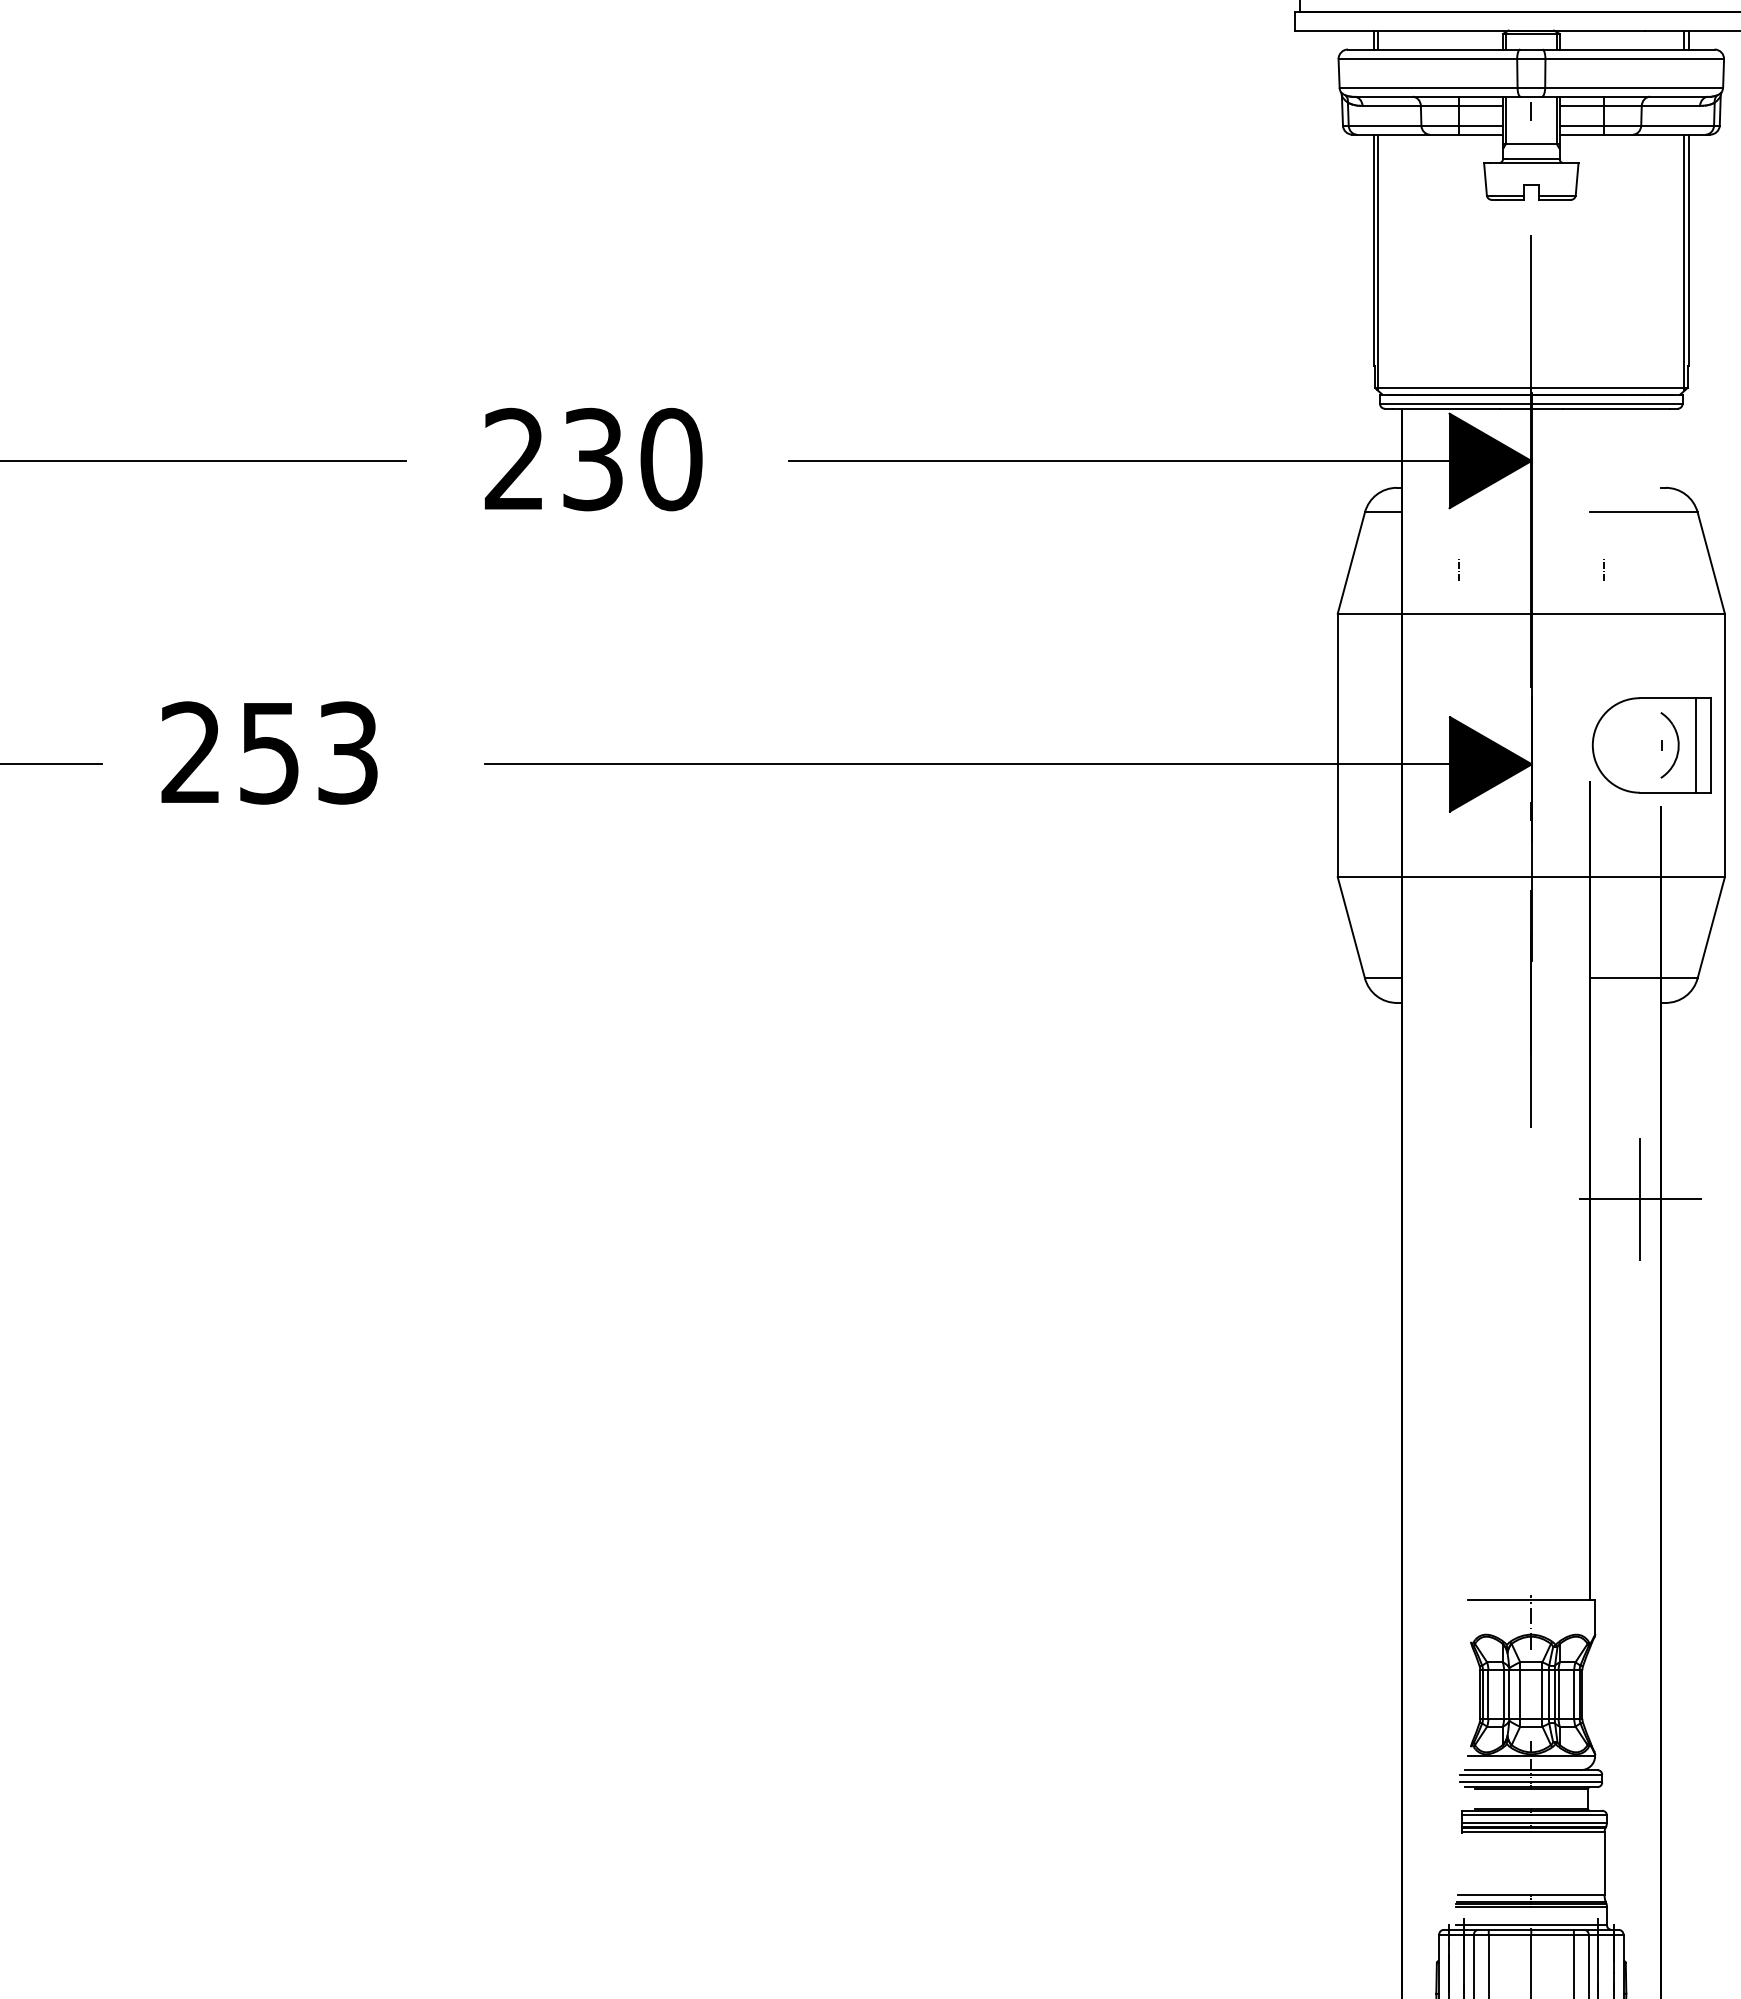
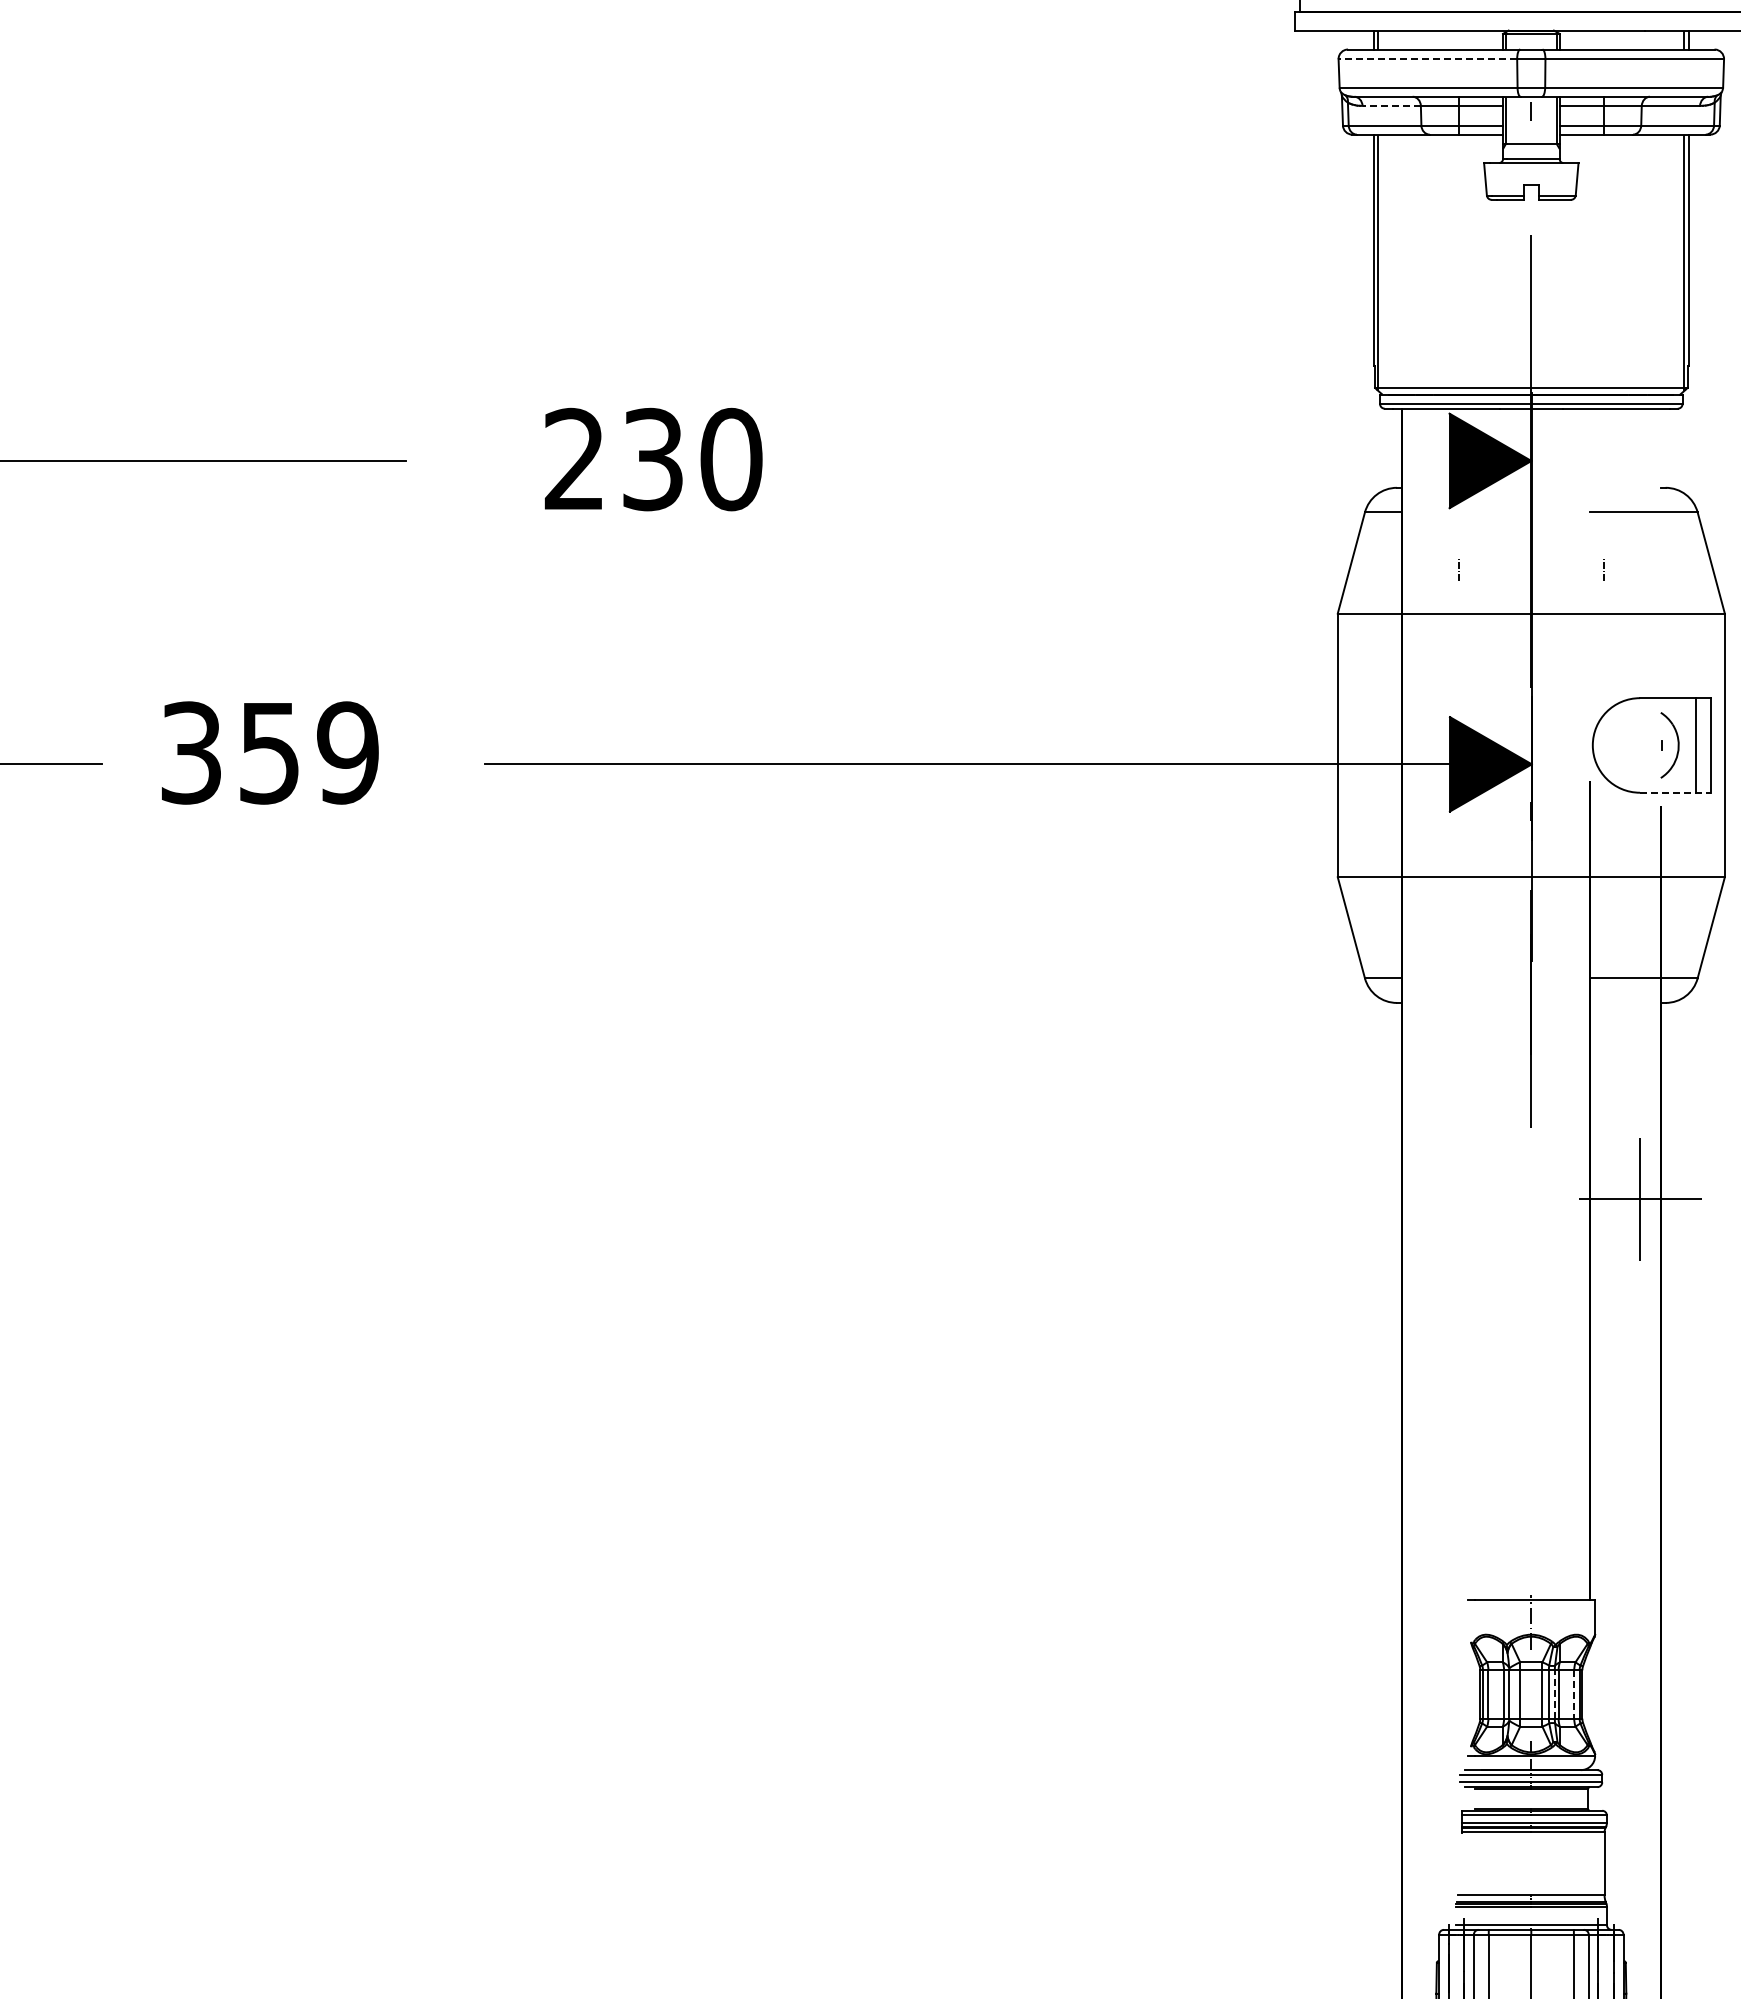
line: solid -> dashed (1427, 59)
line: solid -> dashed (1391, 105)
text position: (593, 459) -> (653, 459) (653, 459)
line: present -> none (1118, 461)
text: 253 -> 359 (269, 752)
line: solid -> dashed (1676, 792)
line: solid -> dashed (1554, 1694)
line: solid -> dashed (1574, 1695)
